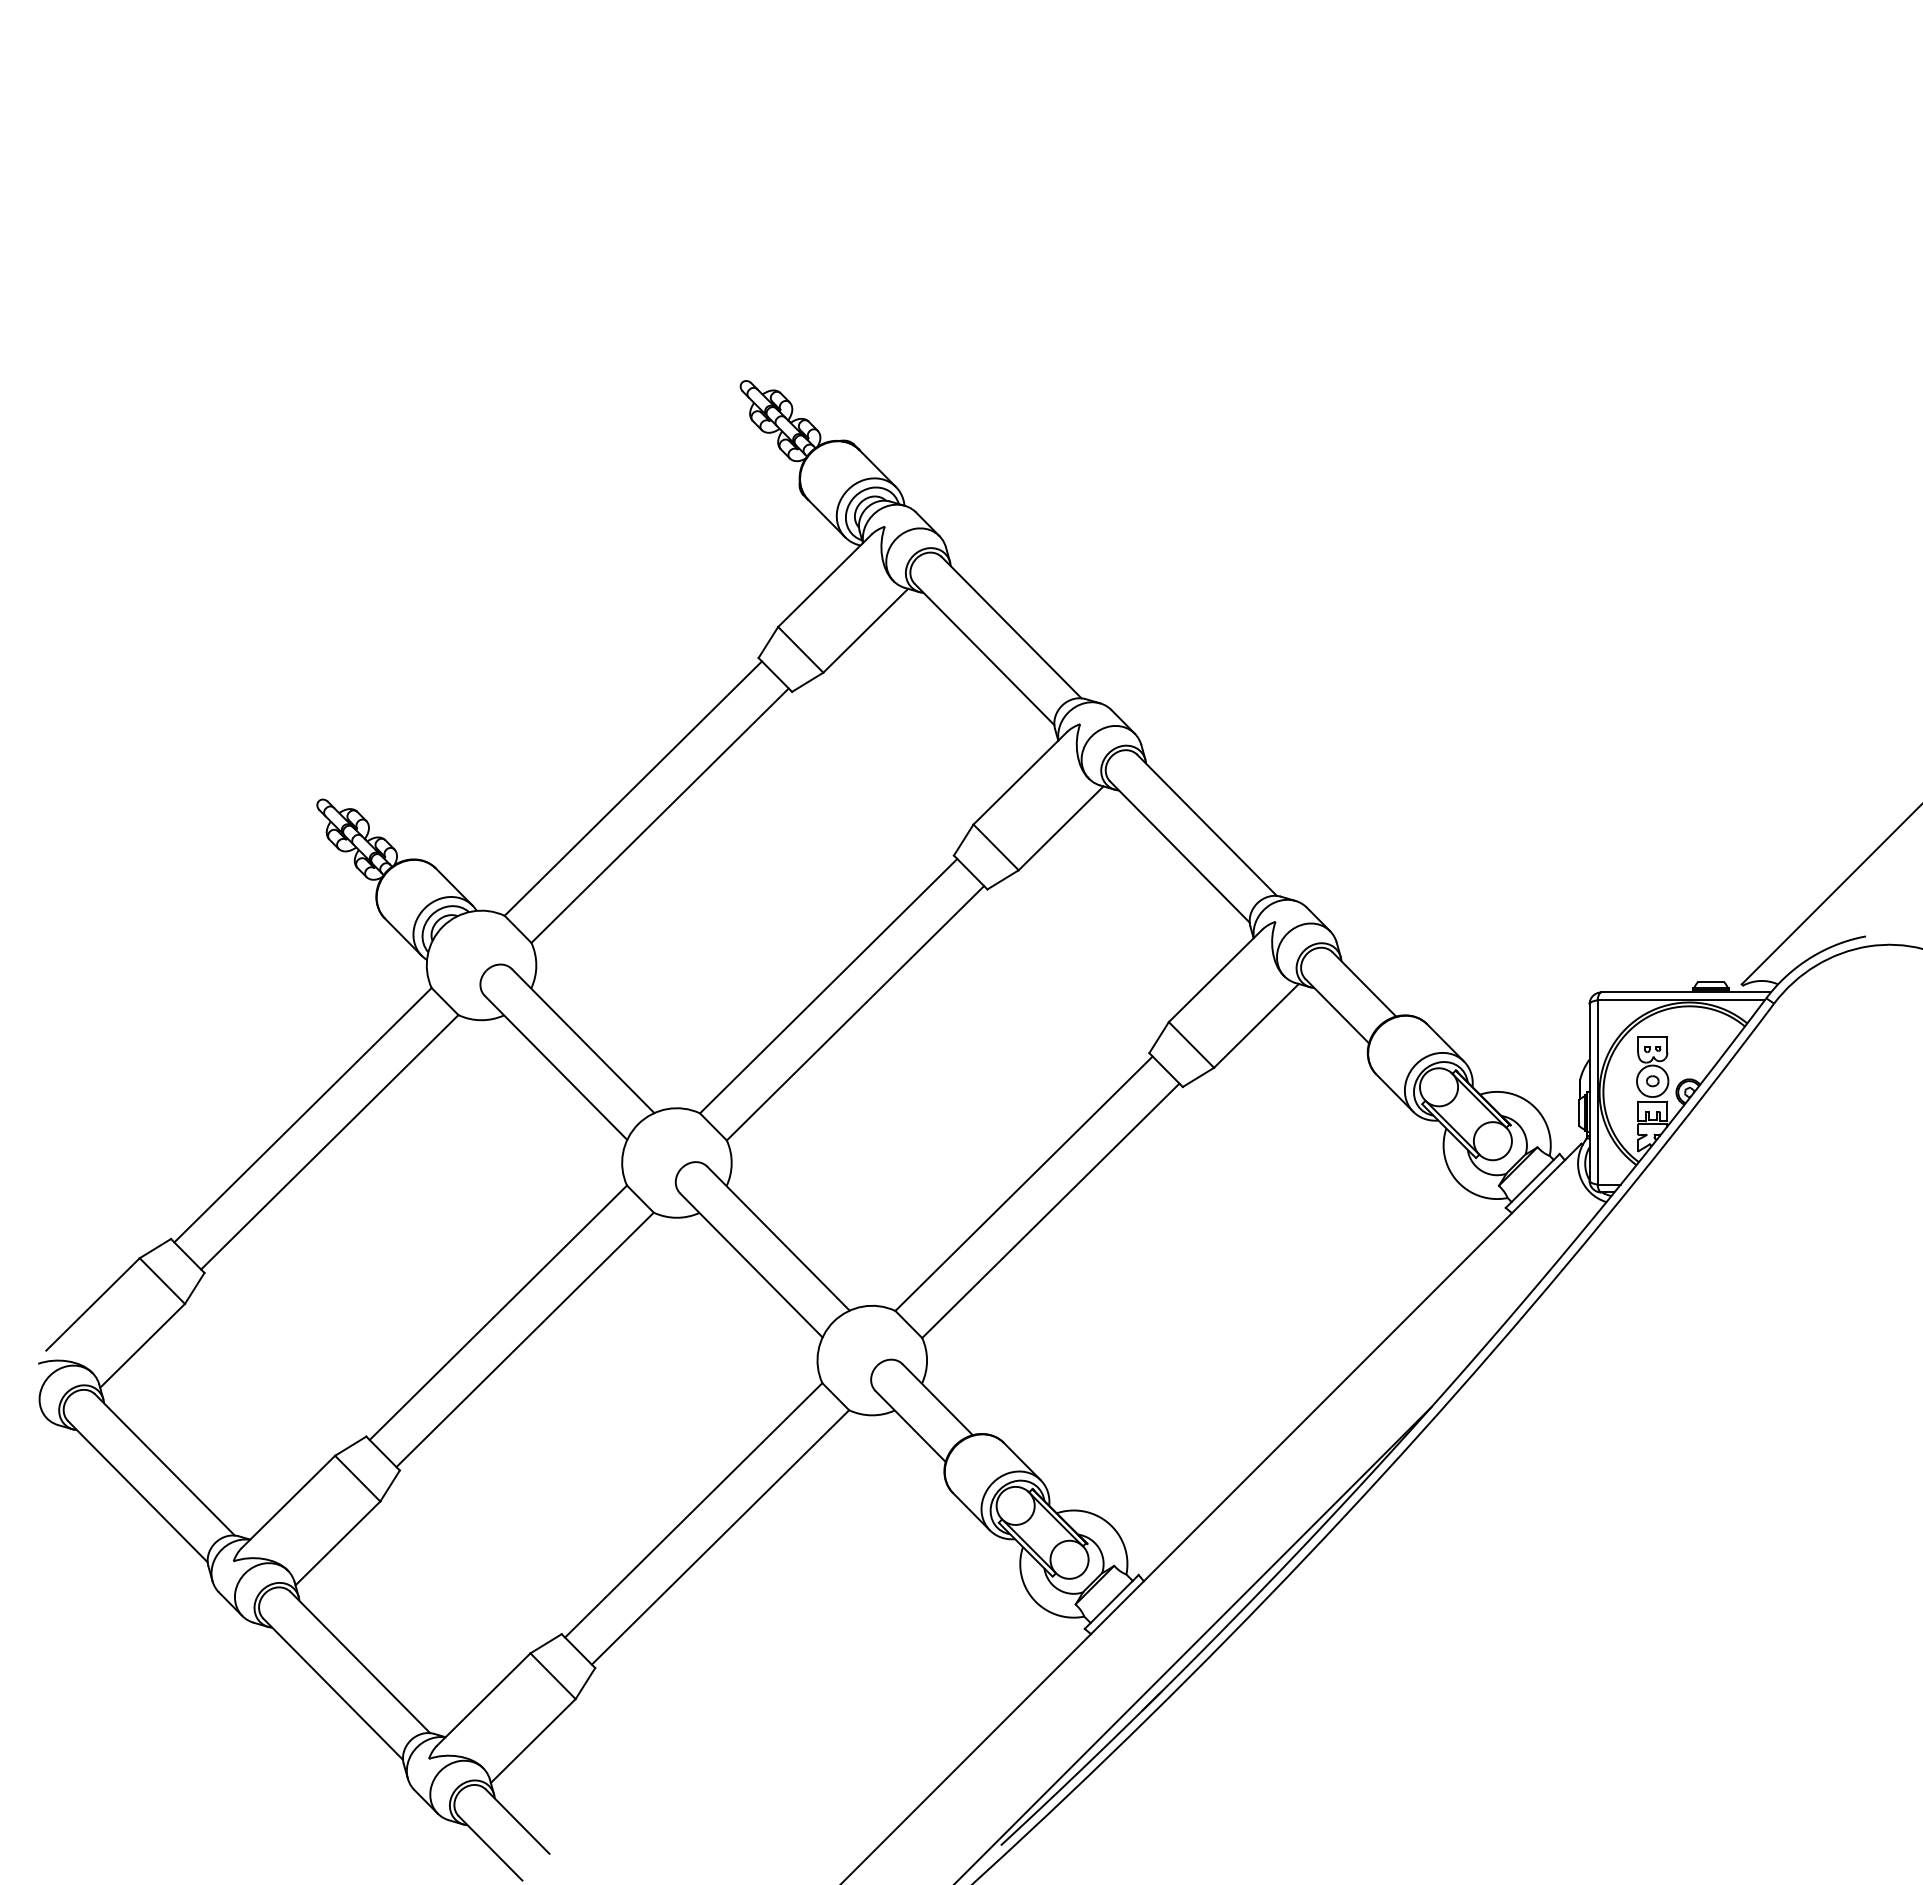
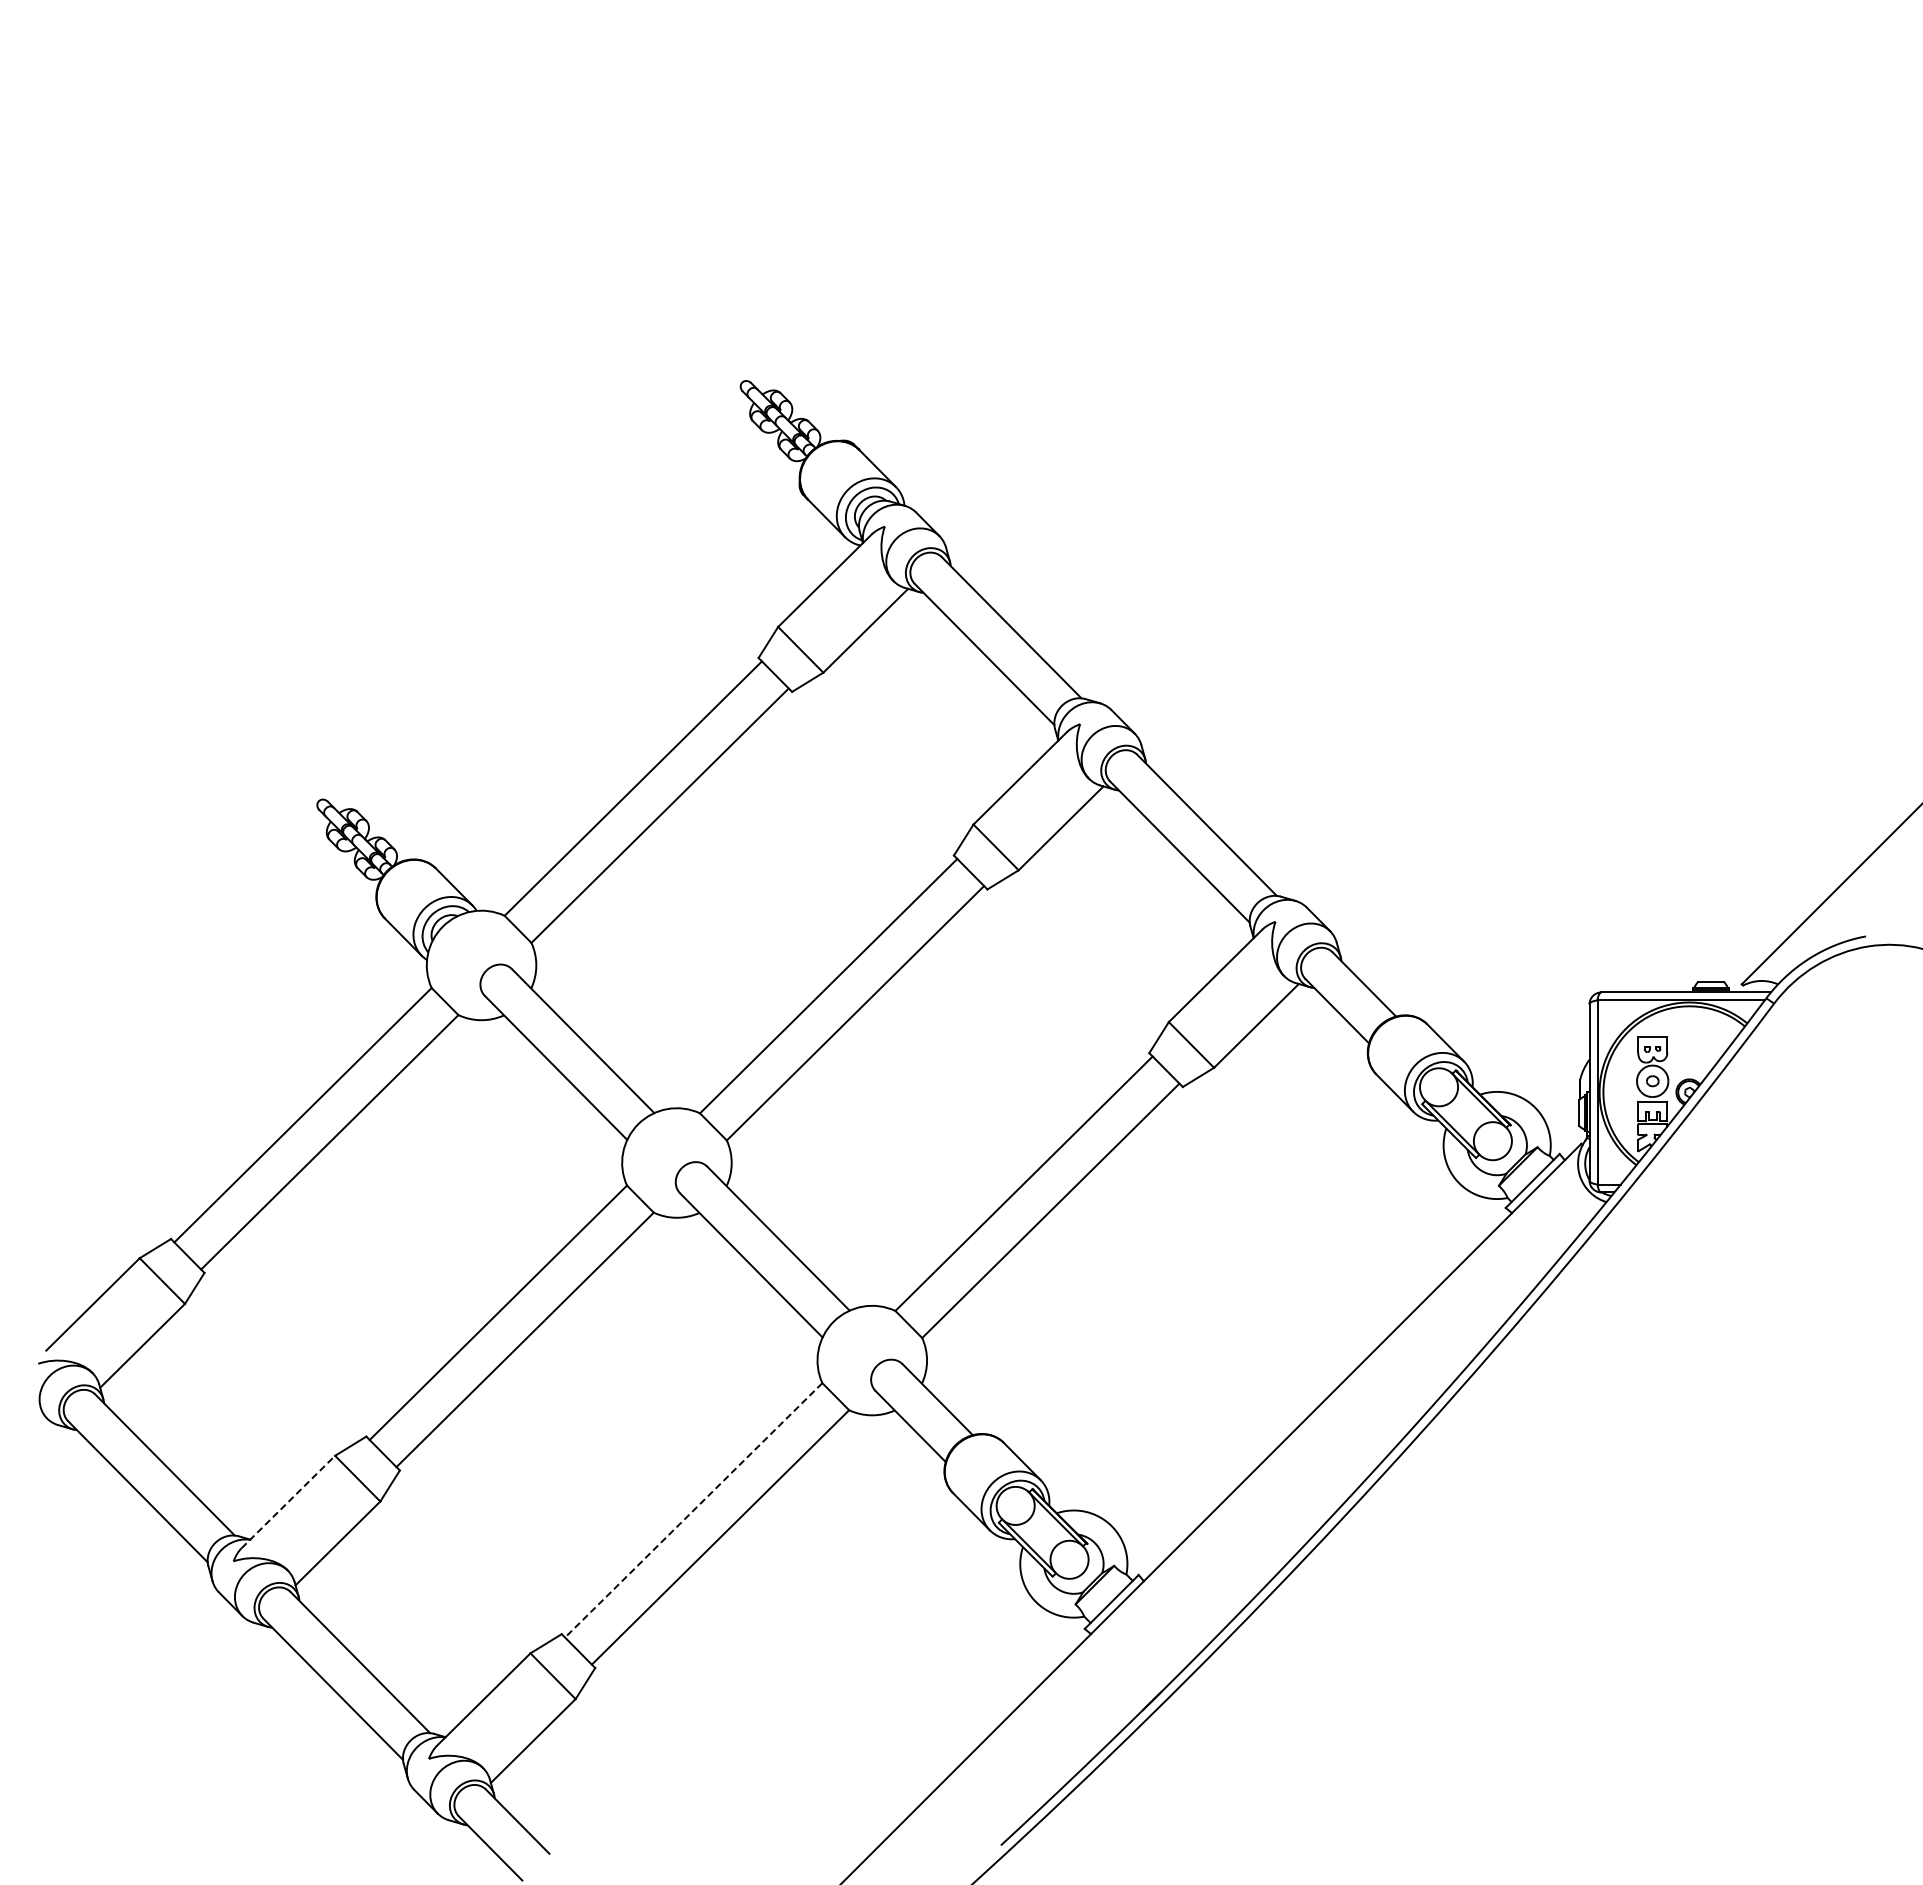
line: solid -> dashed (288, 1502)
line: solid -> dashed (693, 1510)
line: present -> none (1194, 1644)
